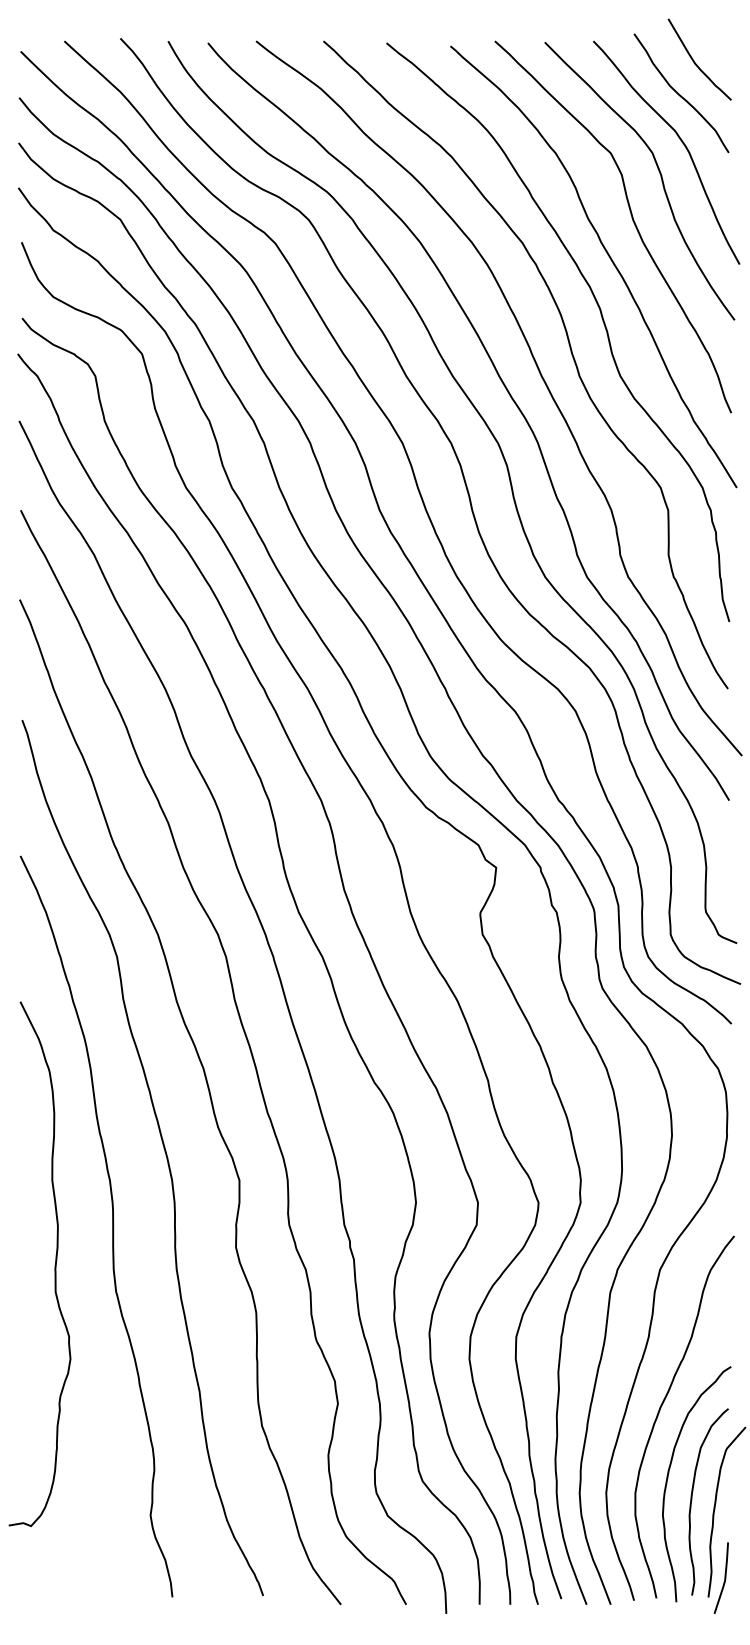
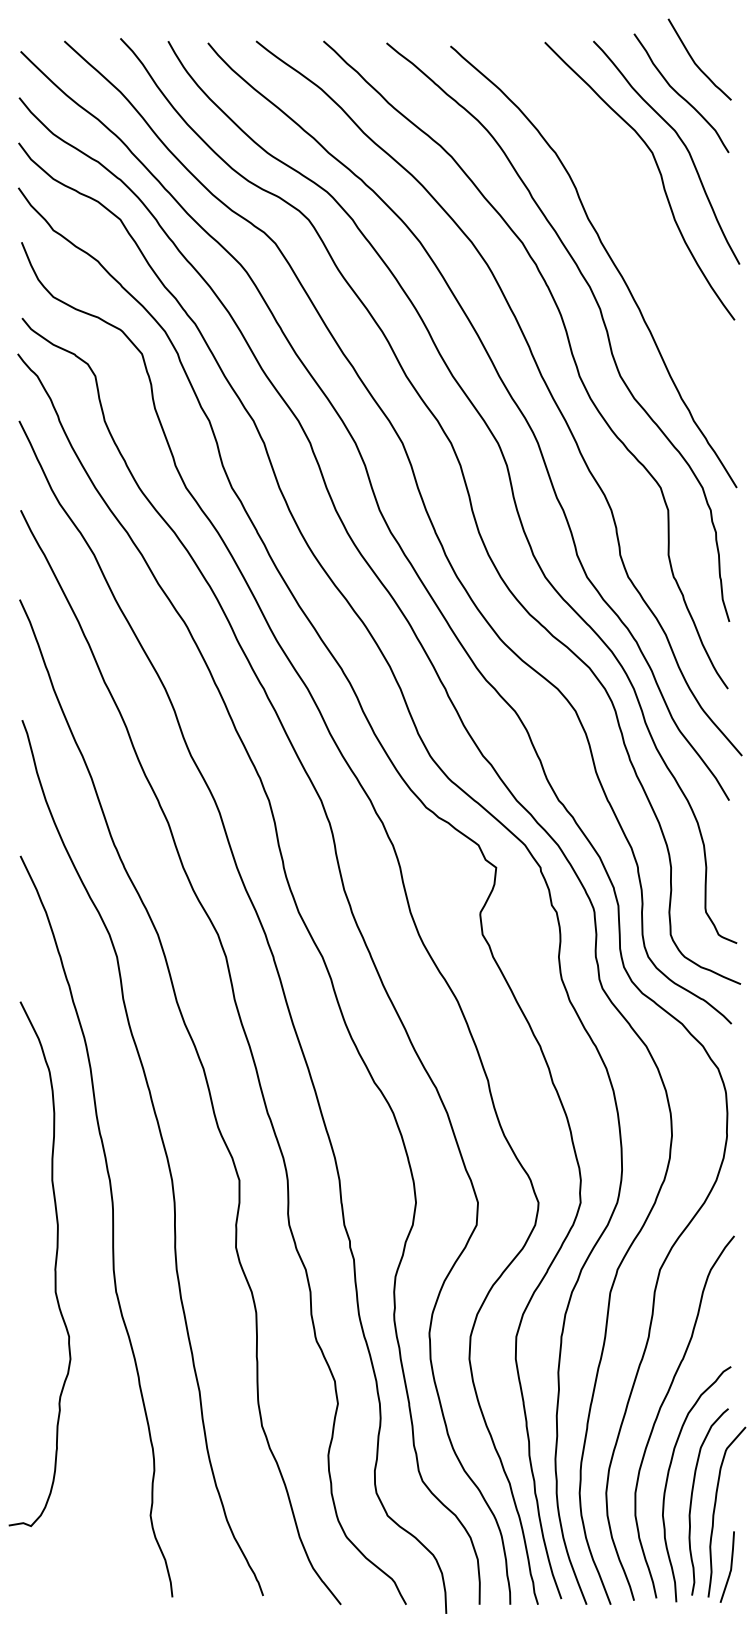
curve: present -> none (631, 218)
curve position: (724, 1577) -> (730, 1566) (730, 1566)
